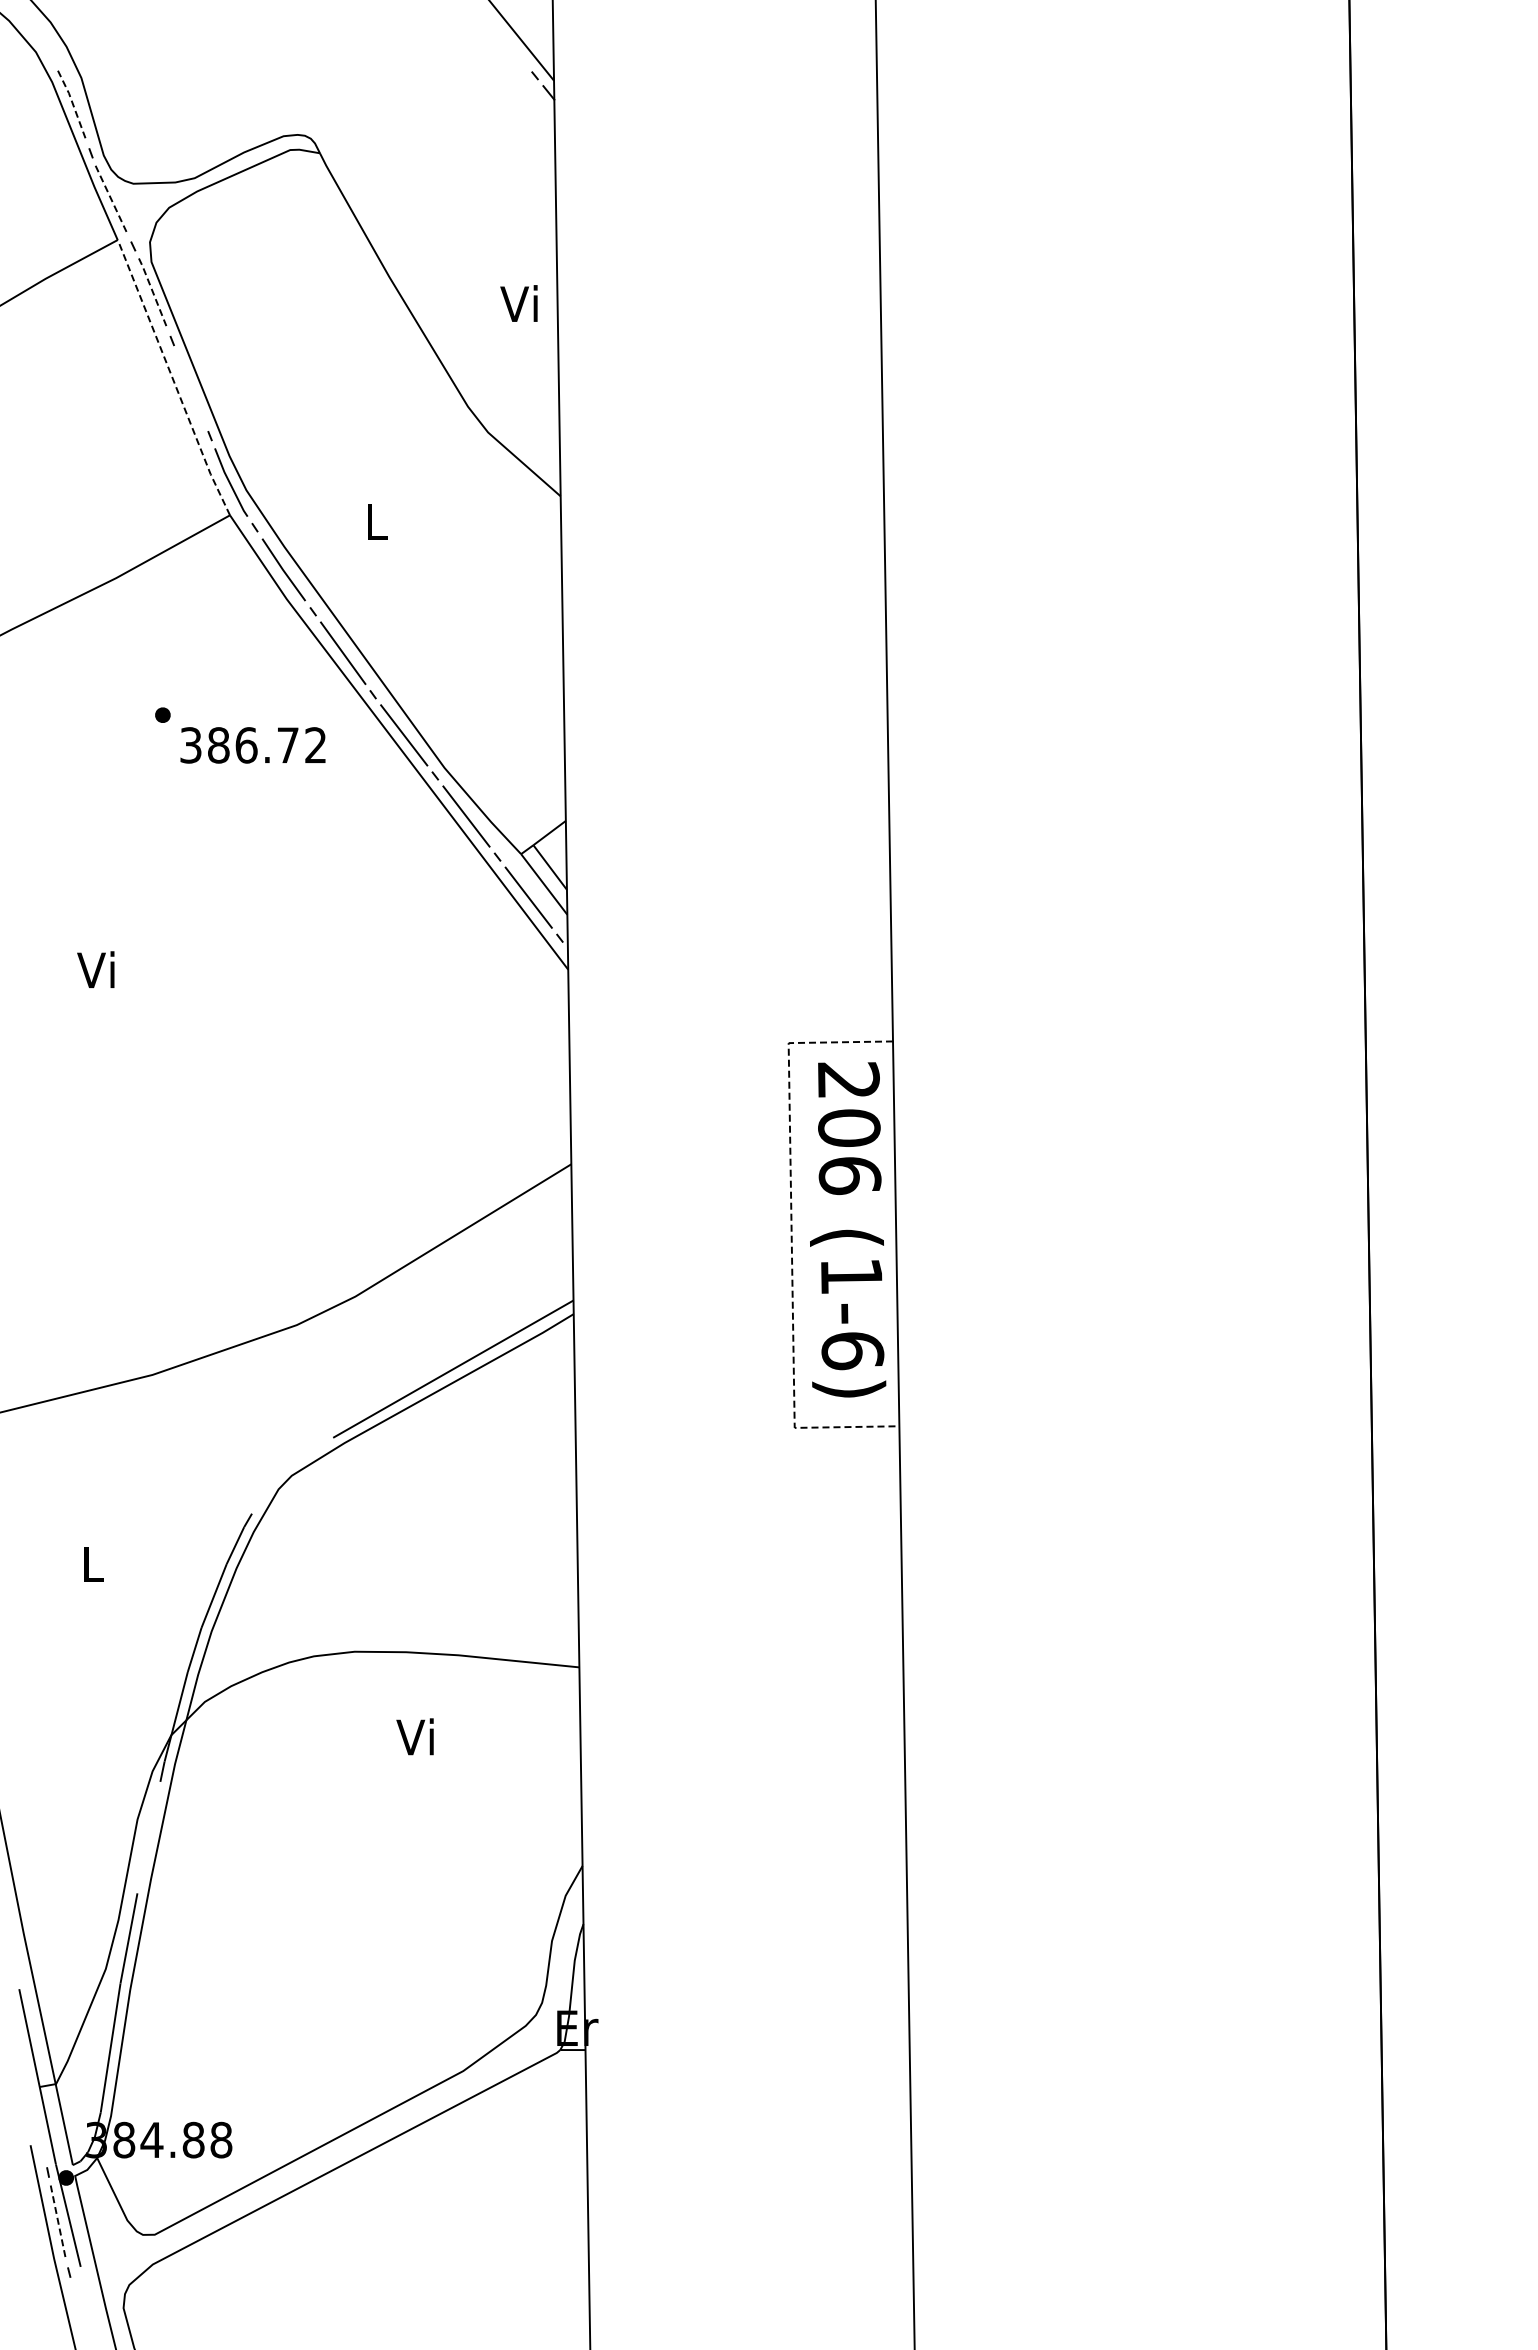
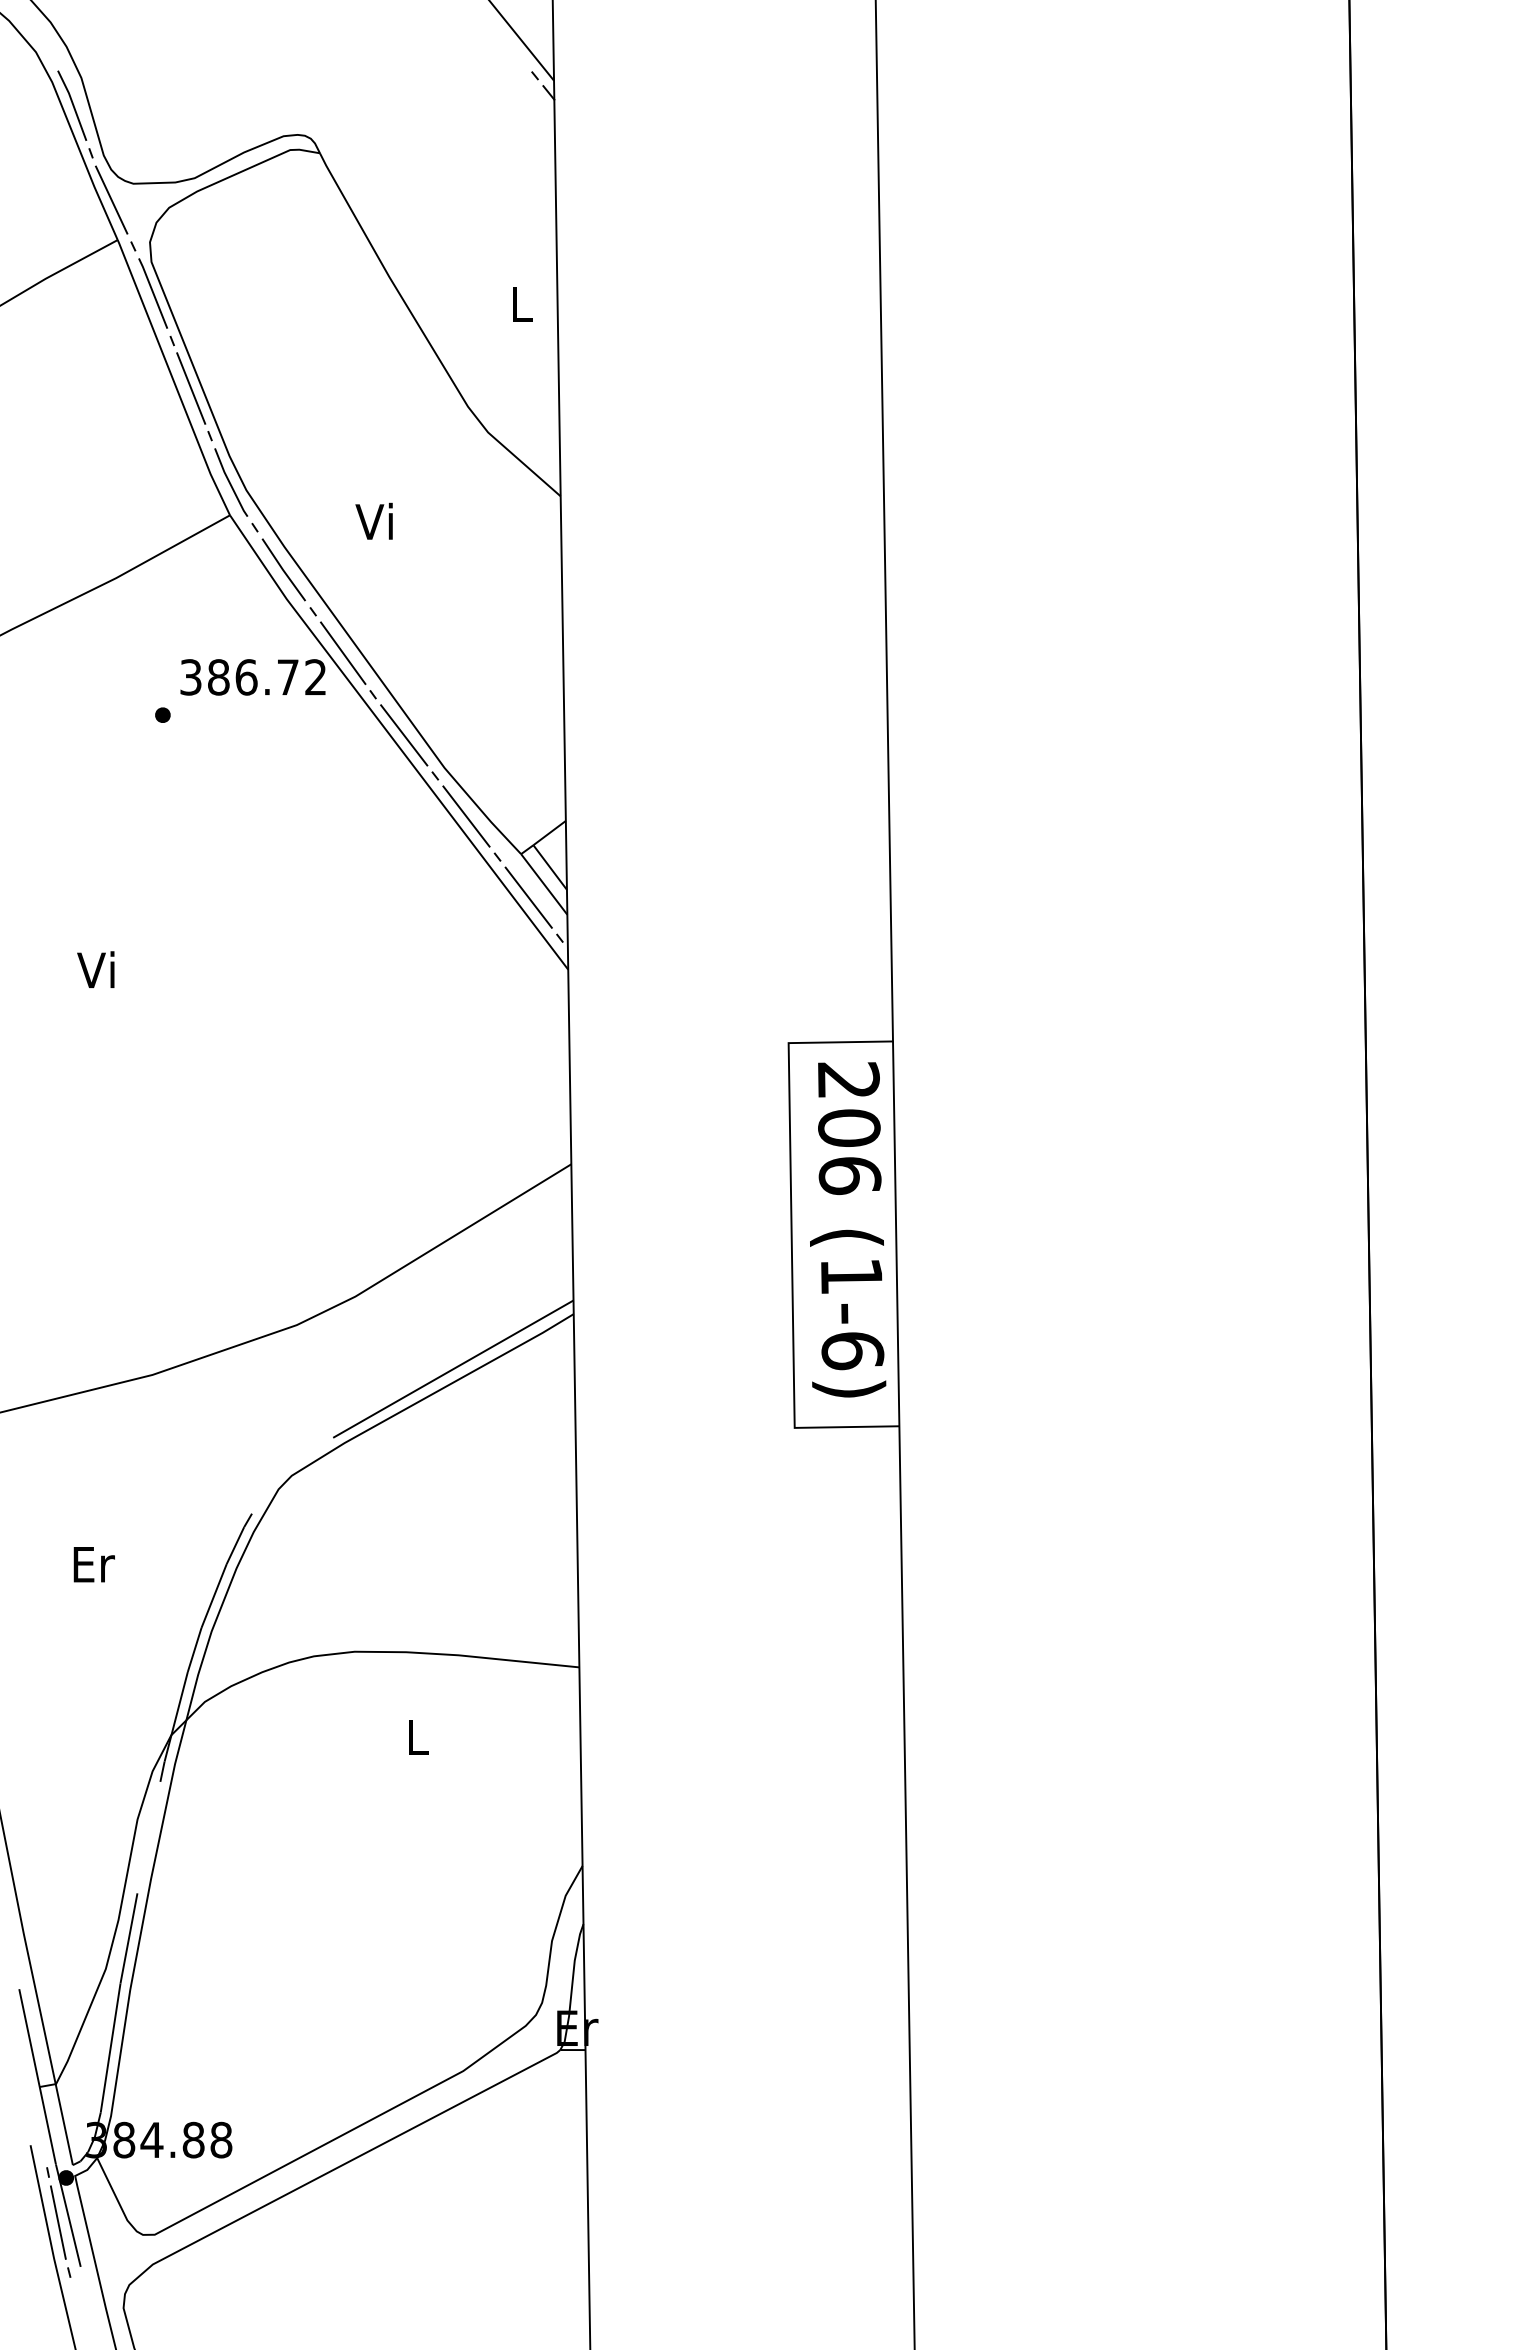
line: dashed -> solid (73, 104)
line: dashed -> solid (111, 199)
line: dashed -> solid (153, 292)
text: Vi -> L (518, 303)
line: dashed -> solid (172, 377)
line: none -> present (191, 388)
text: L -> Vi (373, 520)
text position: (252, 745) -> (252, 677) (252, 677)
line: dashed -> solid (791, 1236)
text: L -> Er (93, 1564)
text: Vi -> L (414, 1736)
line: dashed -> solid (58, 2223)
